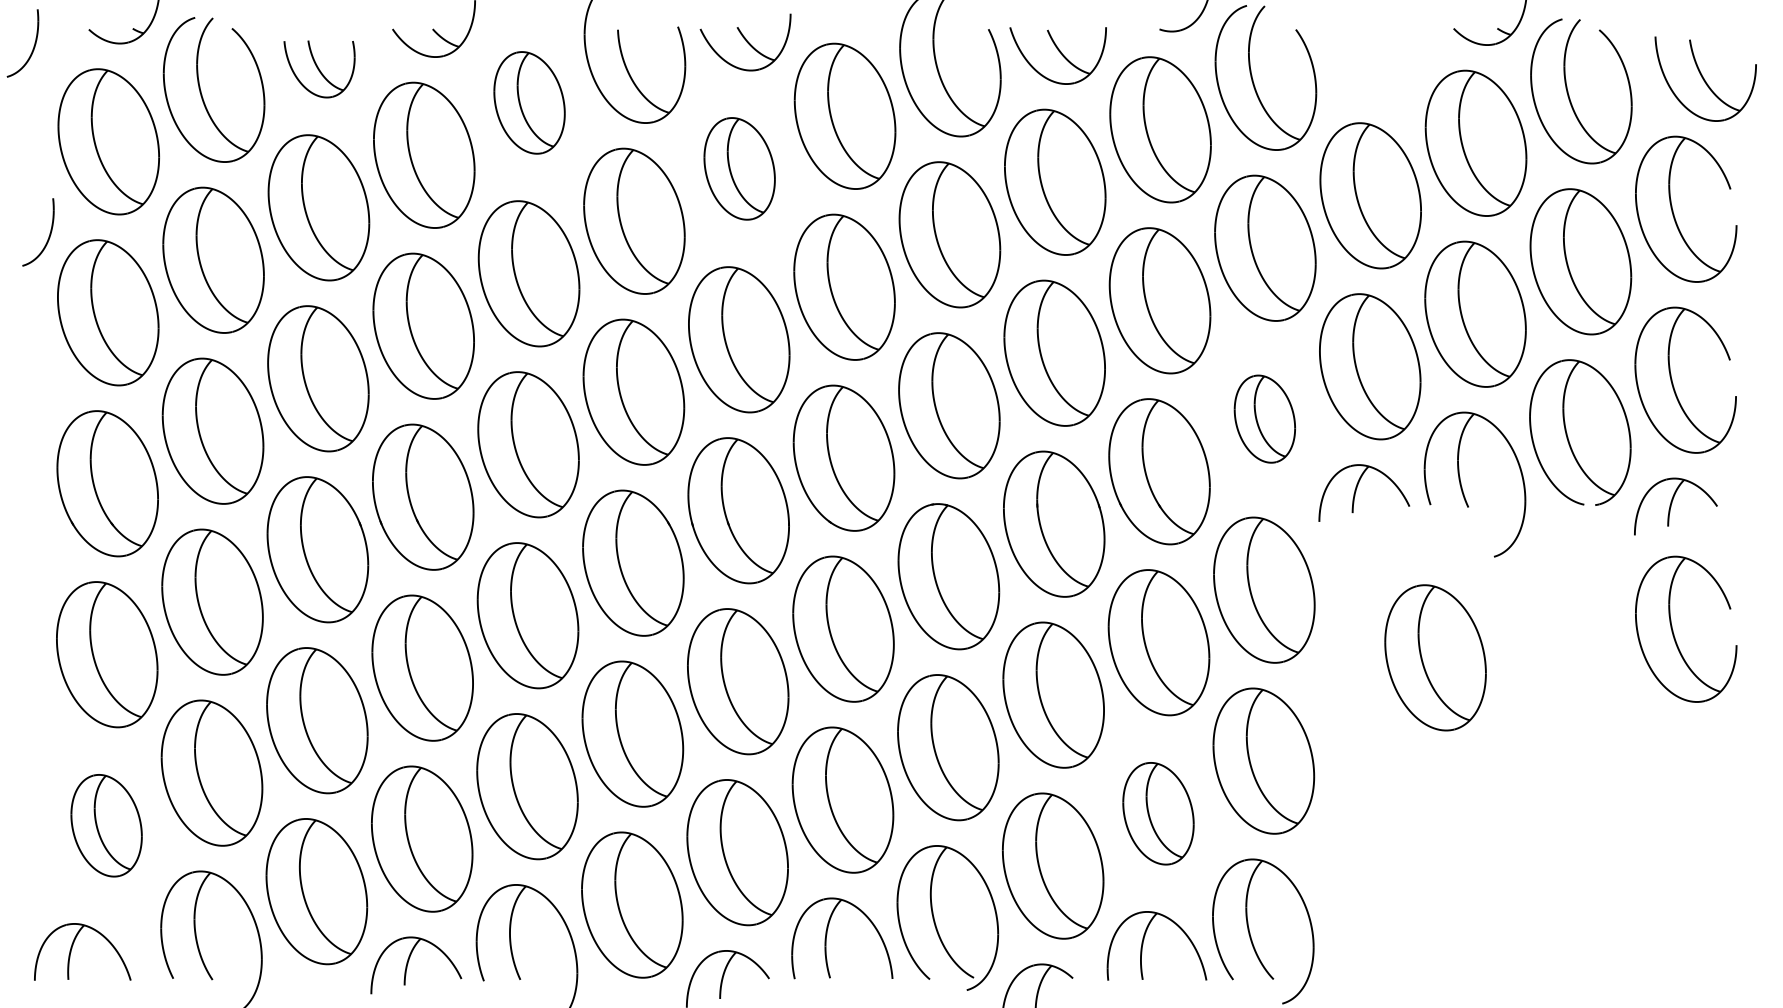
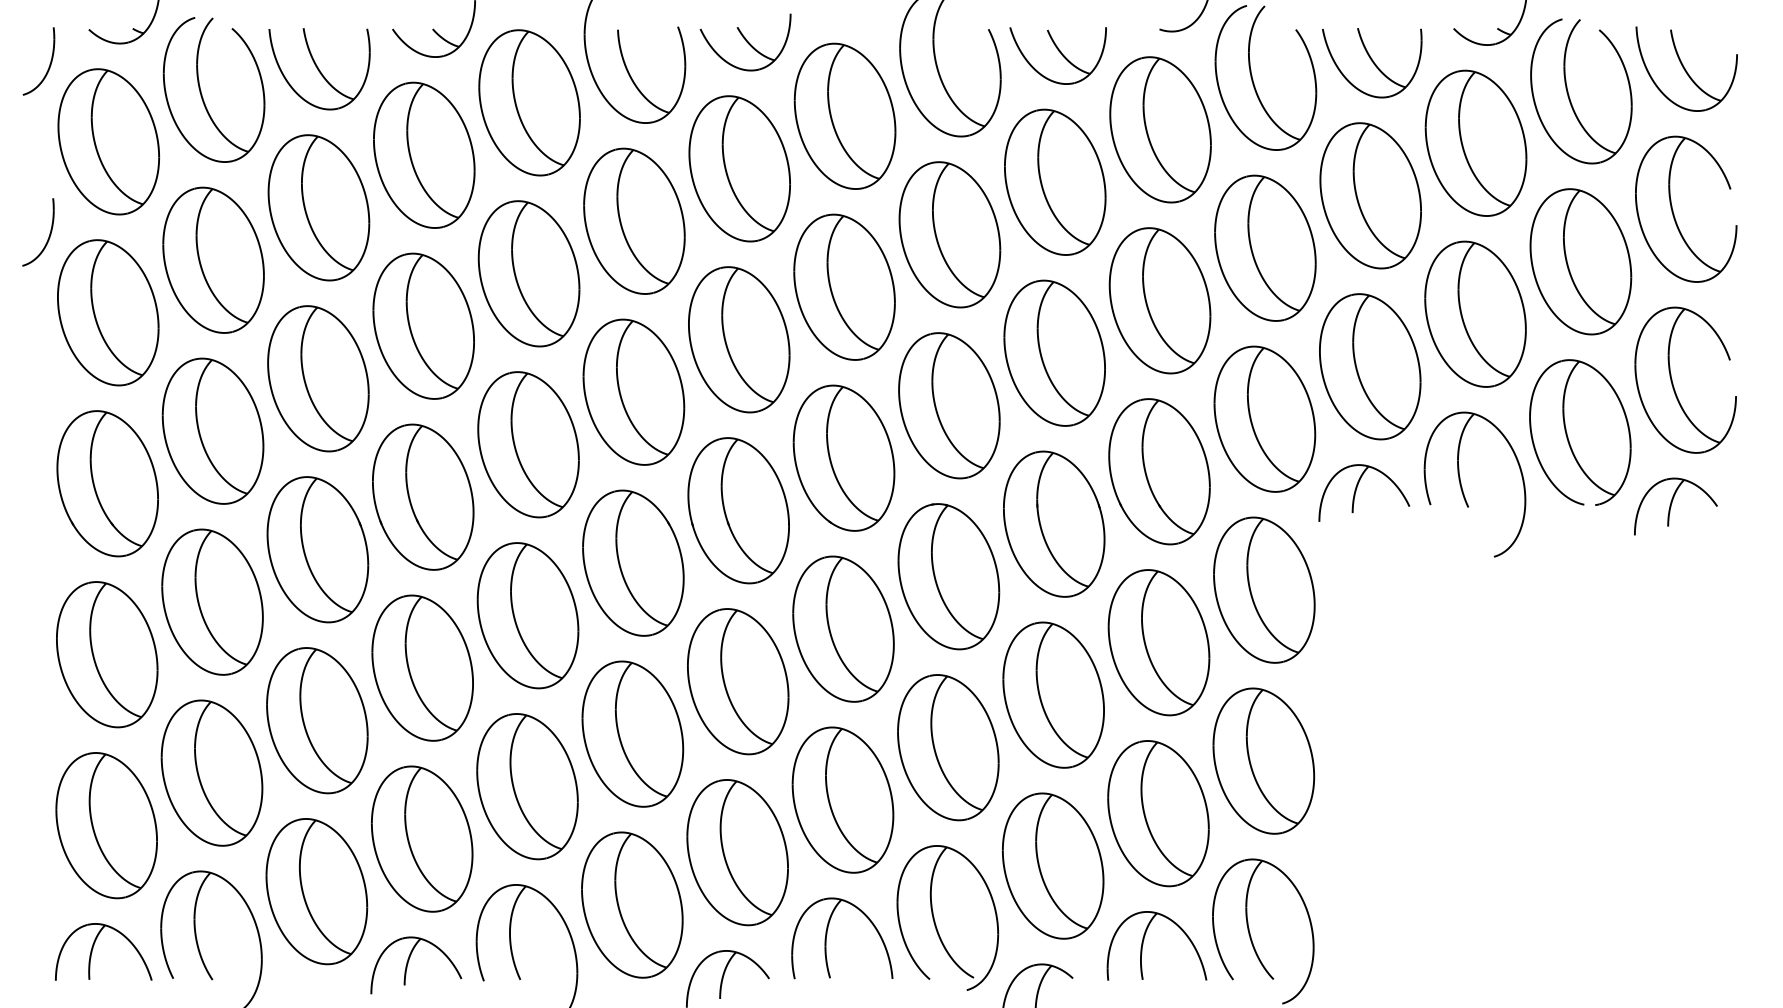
part position: (33, 46) -> (49, 64) (49, 64)
part: none -> present (1372, 63)
part size: 73x59 px -> 103x83 px (319, 69)
part position: (1705, 78) -> (1686, 68) (1686, 68)
part size: 73x104 px -> 103x148 px (529, 102)
part size: 73x104 px -> 103x148 px (739, 168)
part size: 63x90 px -> 104x148 px (1264, 418)
part: present -> none (1673, 630)
part: present -> none (1435, 657)
part size: 73x104 px -> 103x148 px (1158, 813)
part size: 73x104 px -> 103x148 px (106, 825)
part position: (72, 948) -> (93, 948) (93, 948)
